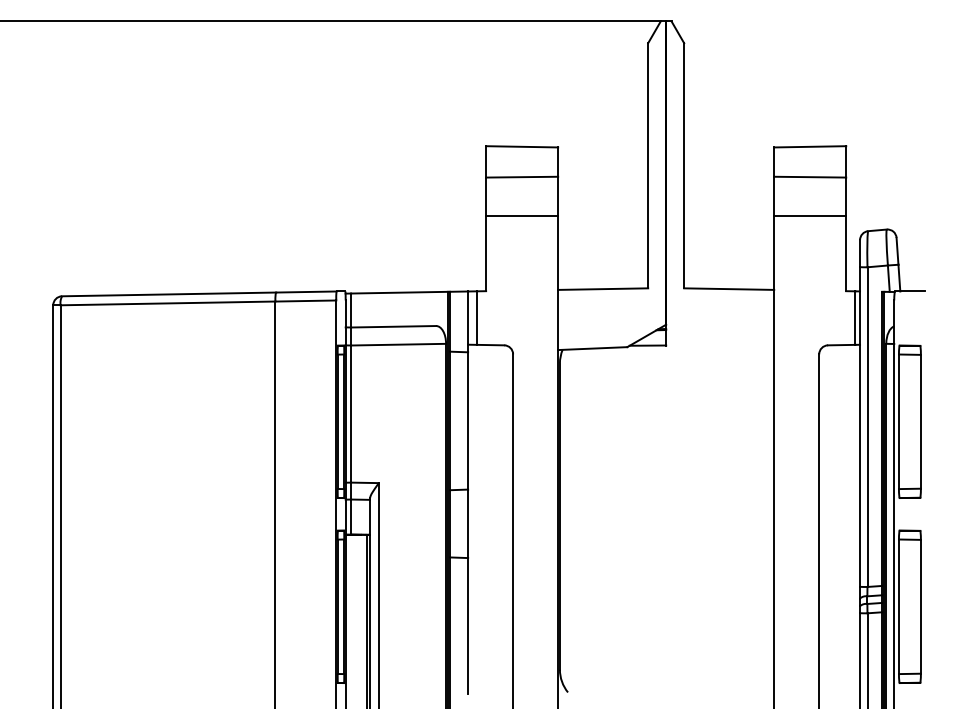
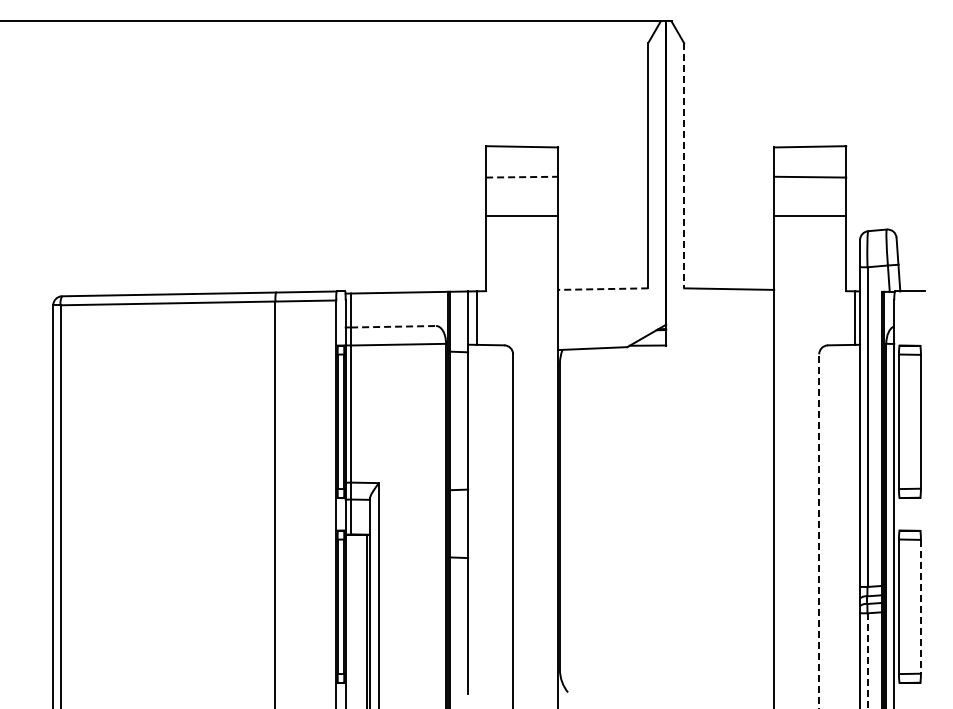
line: solid -> dashed (684, 165)
line: solid -> dashed (522, 177)
line: solid -> dashed (602, 289)
line: solid -> dashed (393, 326)
line: solid -> dashed (819, 531)
line: solid -> dashed (920, 607)
line: solid -> dashed (867, 661)
